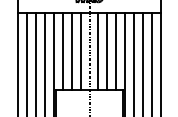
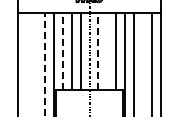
line: solid -> dashed (62, 51)
line: solid -> dashed (98, 51)
line: present -> none (107, 51)
line: present -> none (27, 63)
line: present -> none (36, 63)
line: present -> none (142, 63)
line: solid -> dashed (44, 64)
